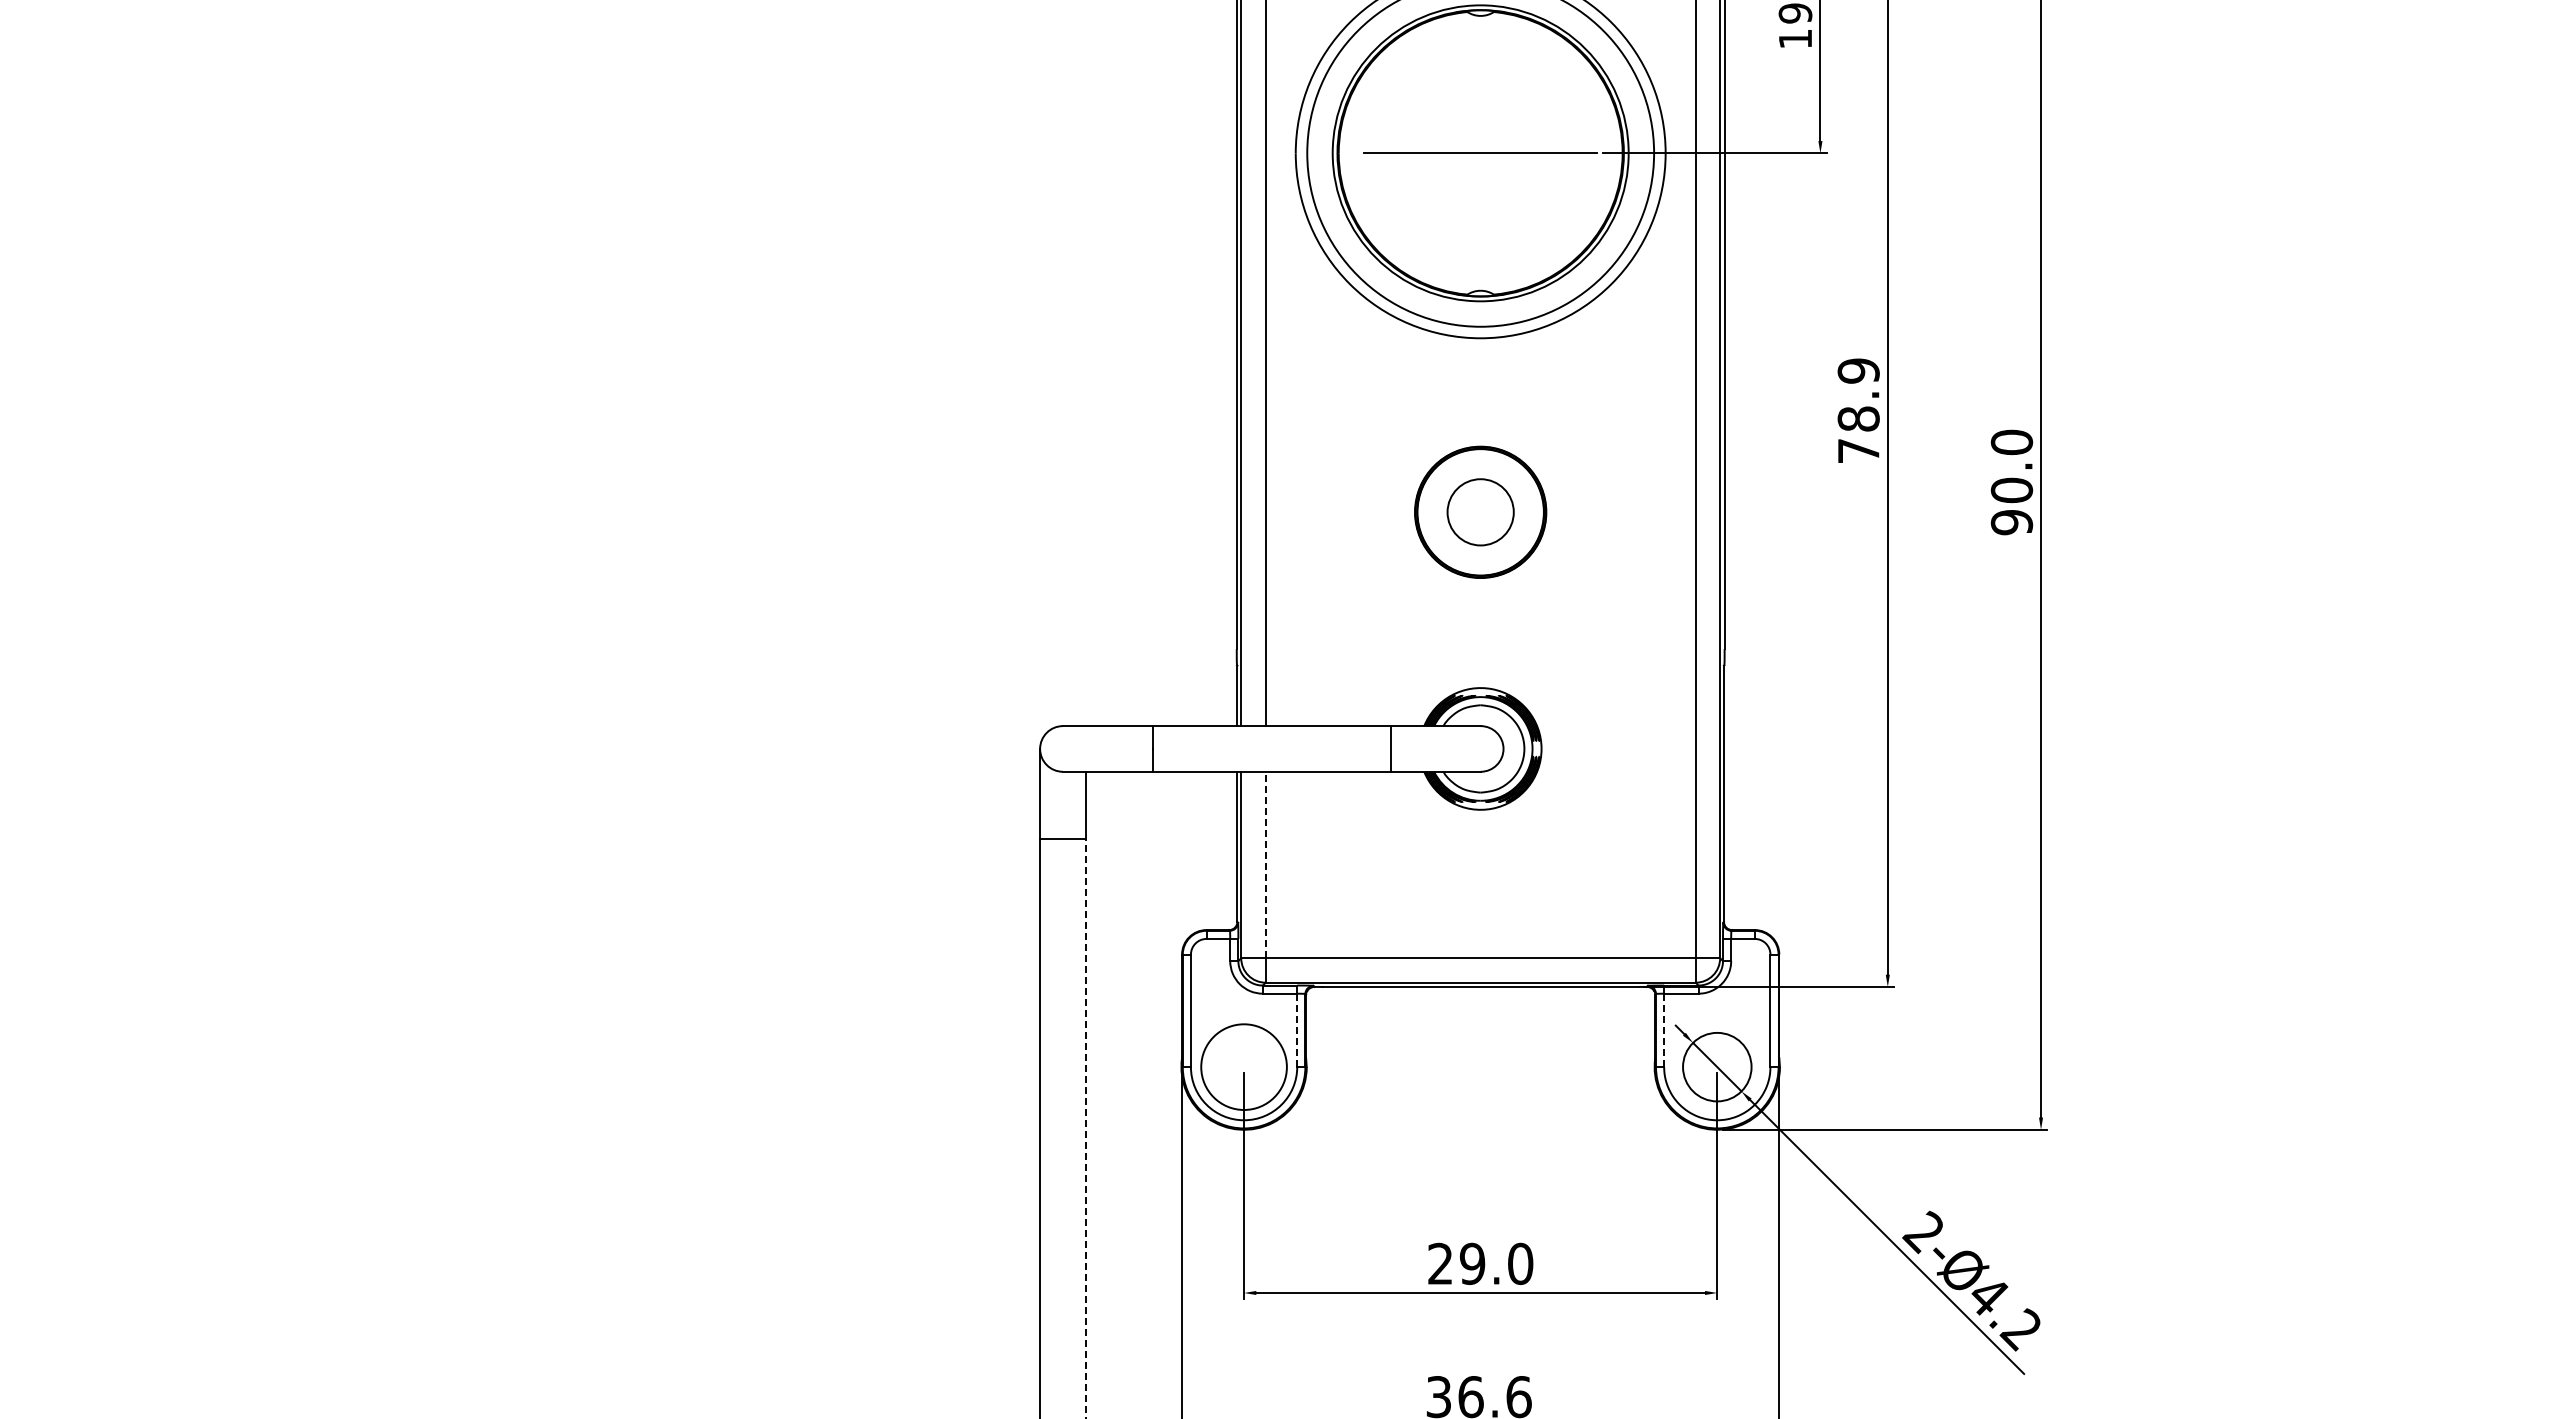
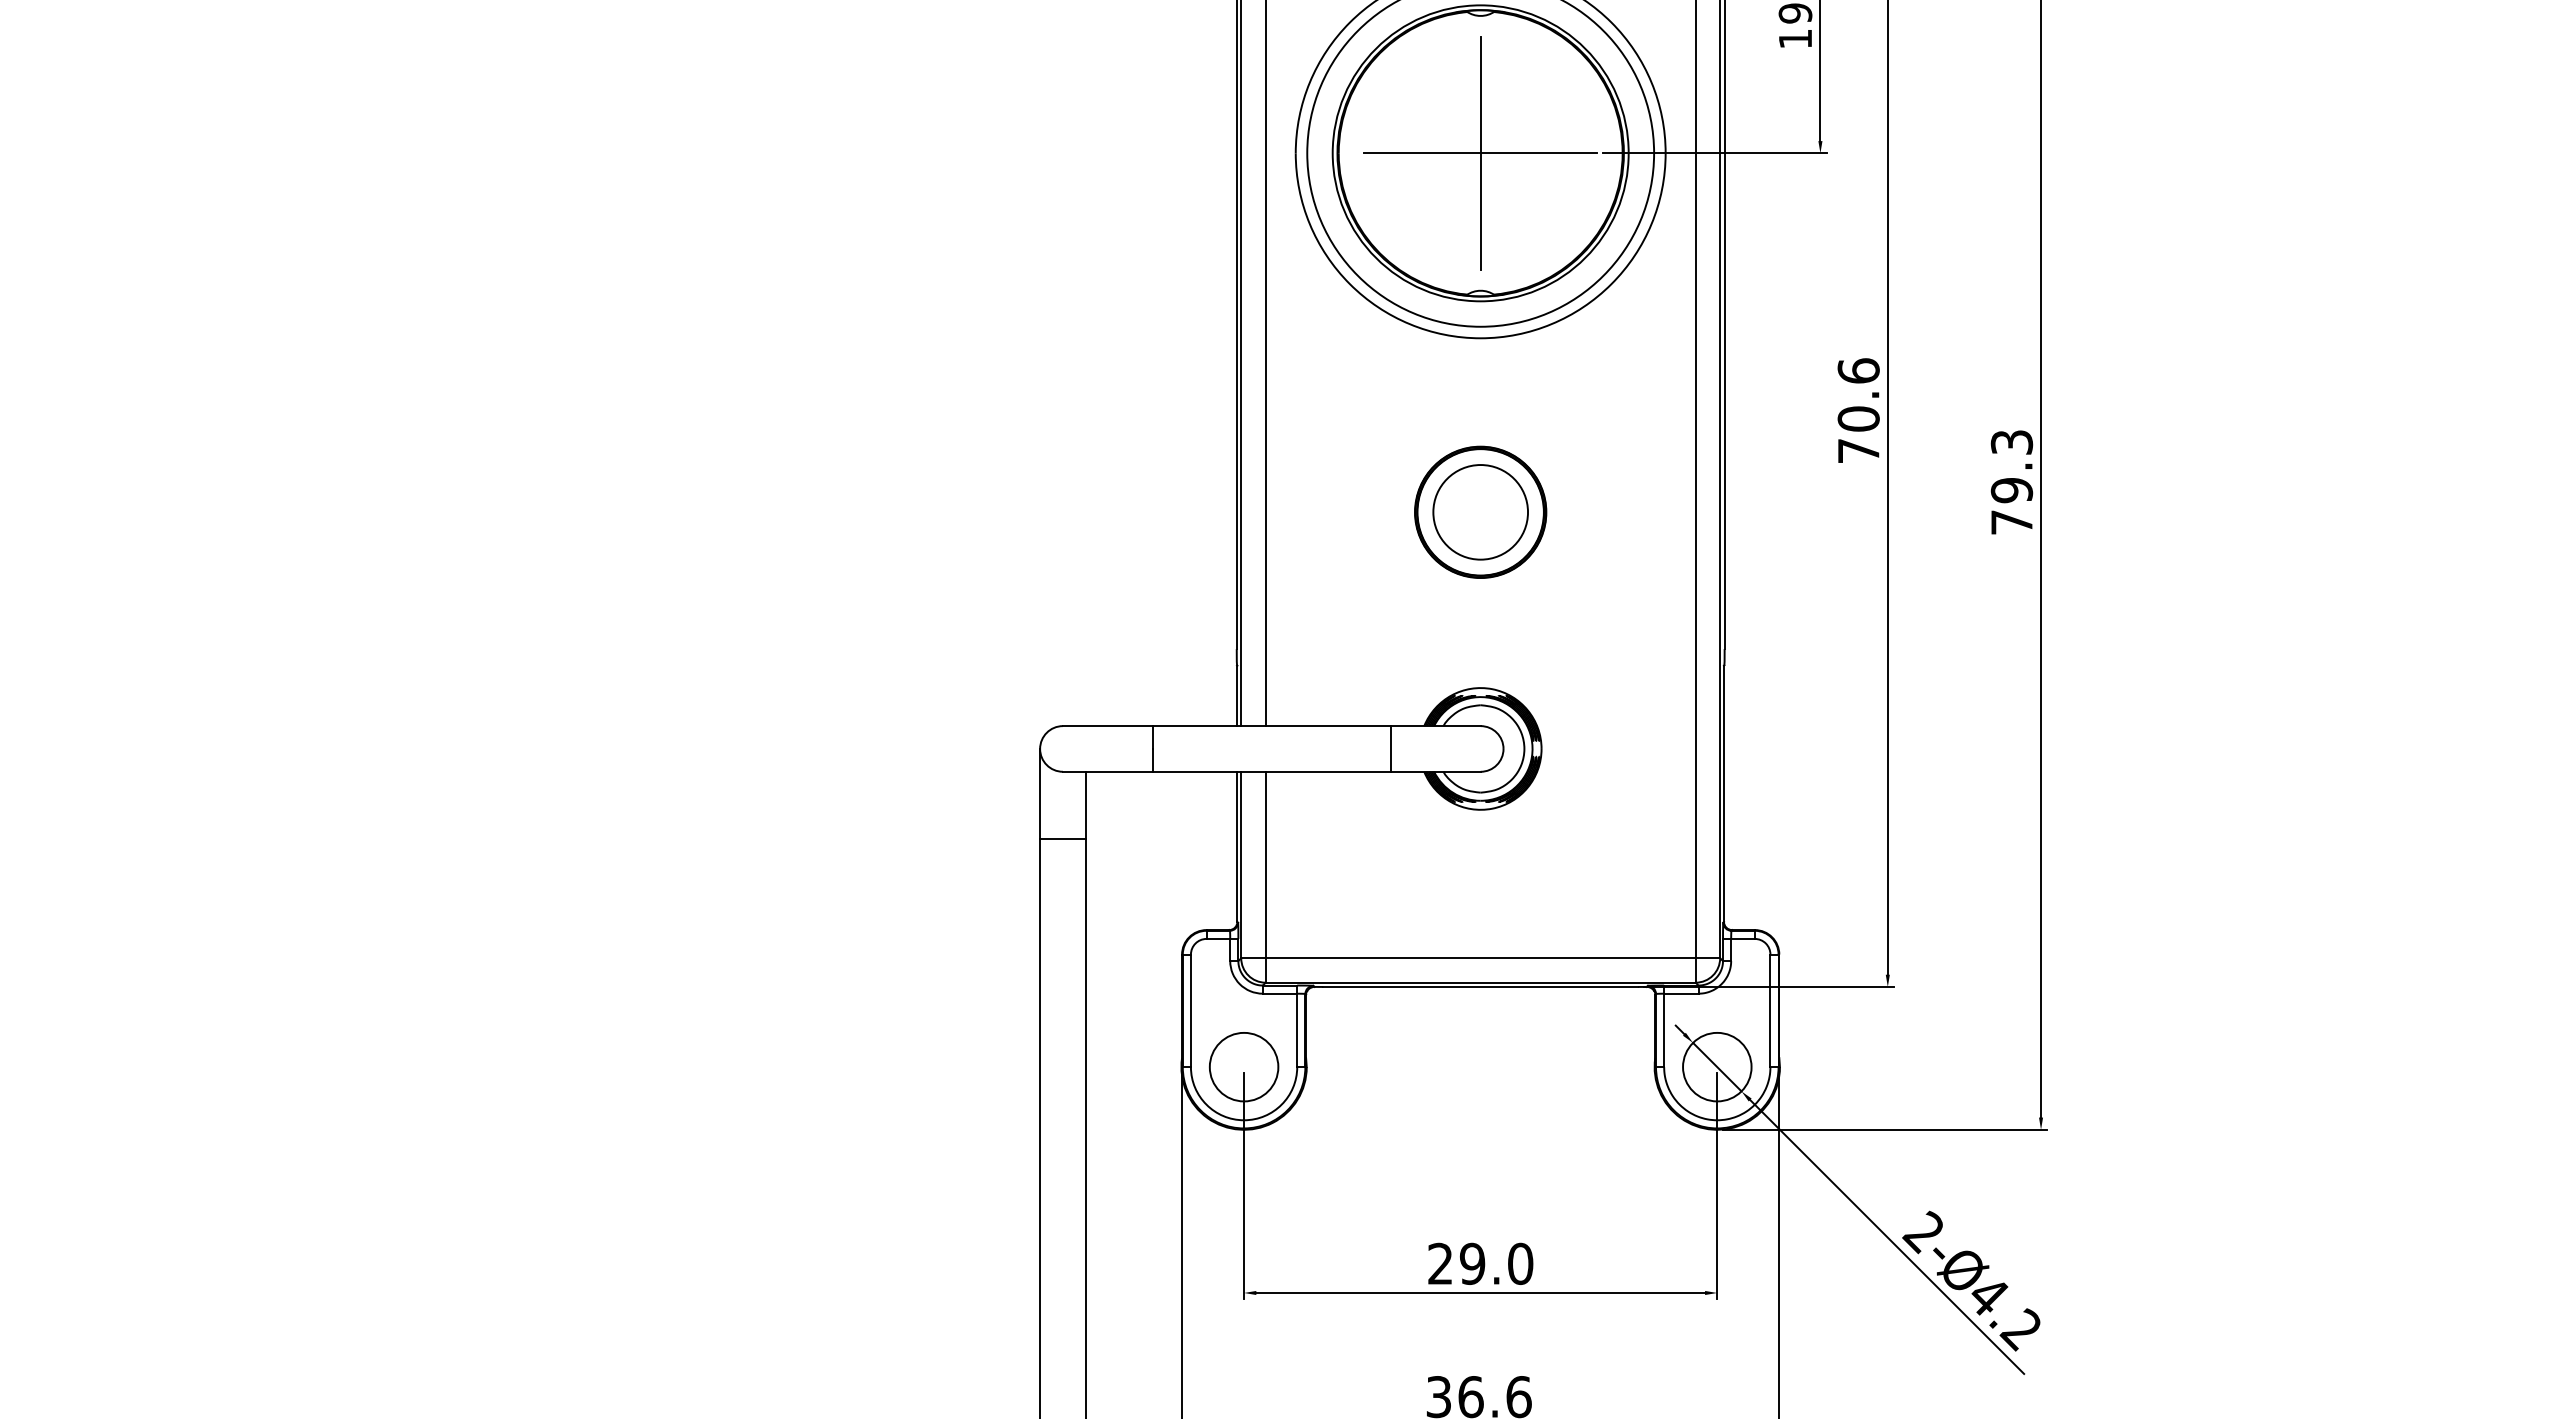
line: none -> present (1480, 152)
text: 78.9 -> 70.6 (1858, 394)
text: 90.0 -> 79.3 (2011, 482)
circle diameter: 66 px -> 95 px (1480, 512)
line: dashed -> solid (1265, 864)
line: dashed -> solid (1297, 1030)
line: dashed -> solid (1664, 1030)
circle diameter: 86 px -> 69 px (1243, 1066)
line: dashed -> solid (1085, 1128)
